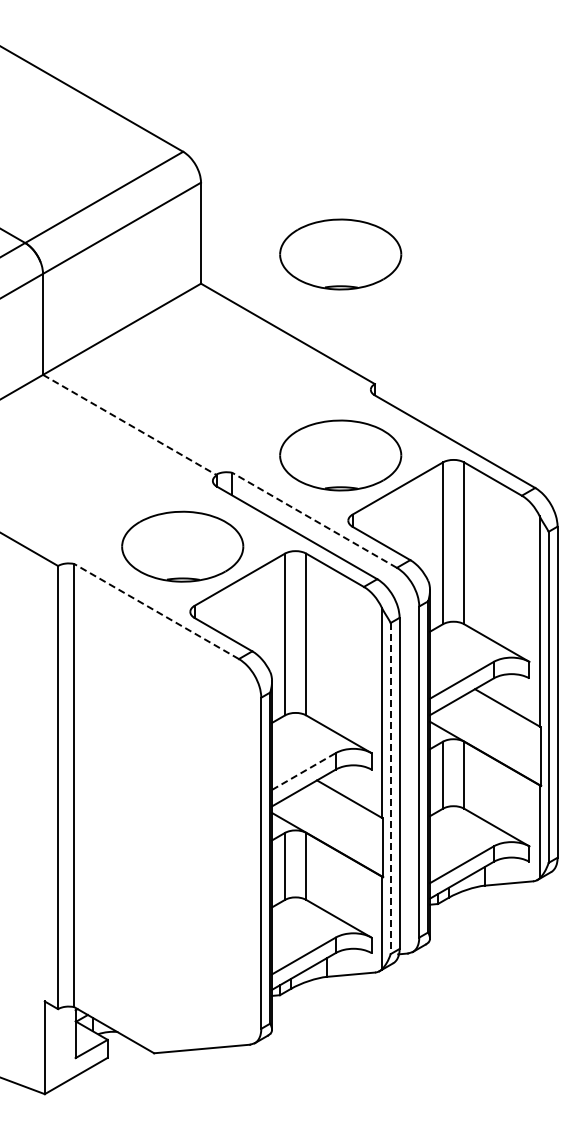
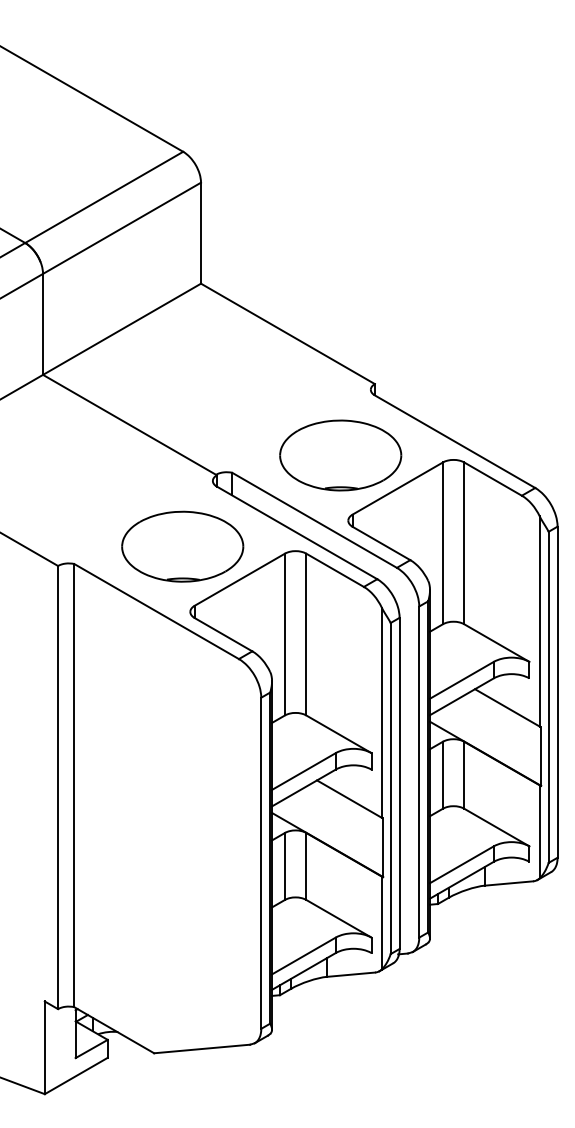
part: present -> none (340, 254)
line: dashed -> solid (130, 425)
line: dashed -> solid (314, 520)
line: dashed -> solid (156, 611)
line: dashed -> solid (303, 771)
line: dashed -> solid (390, 788)
